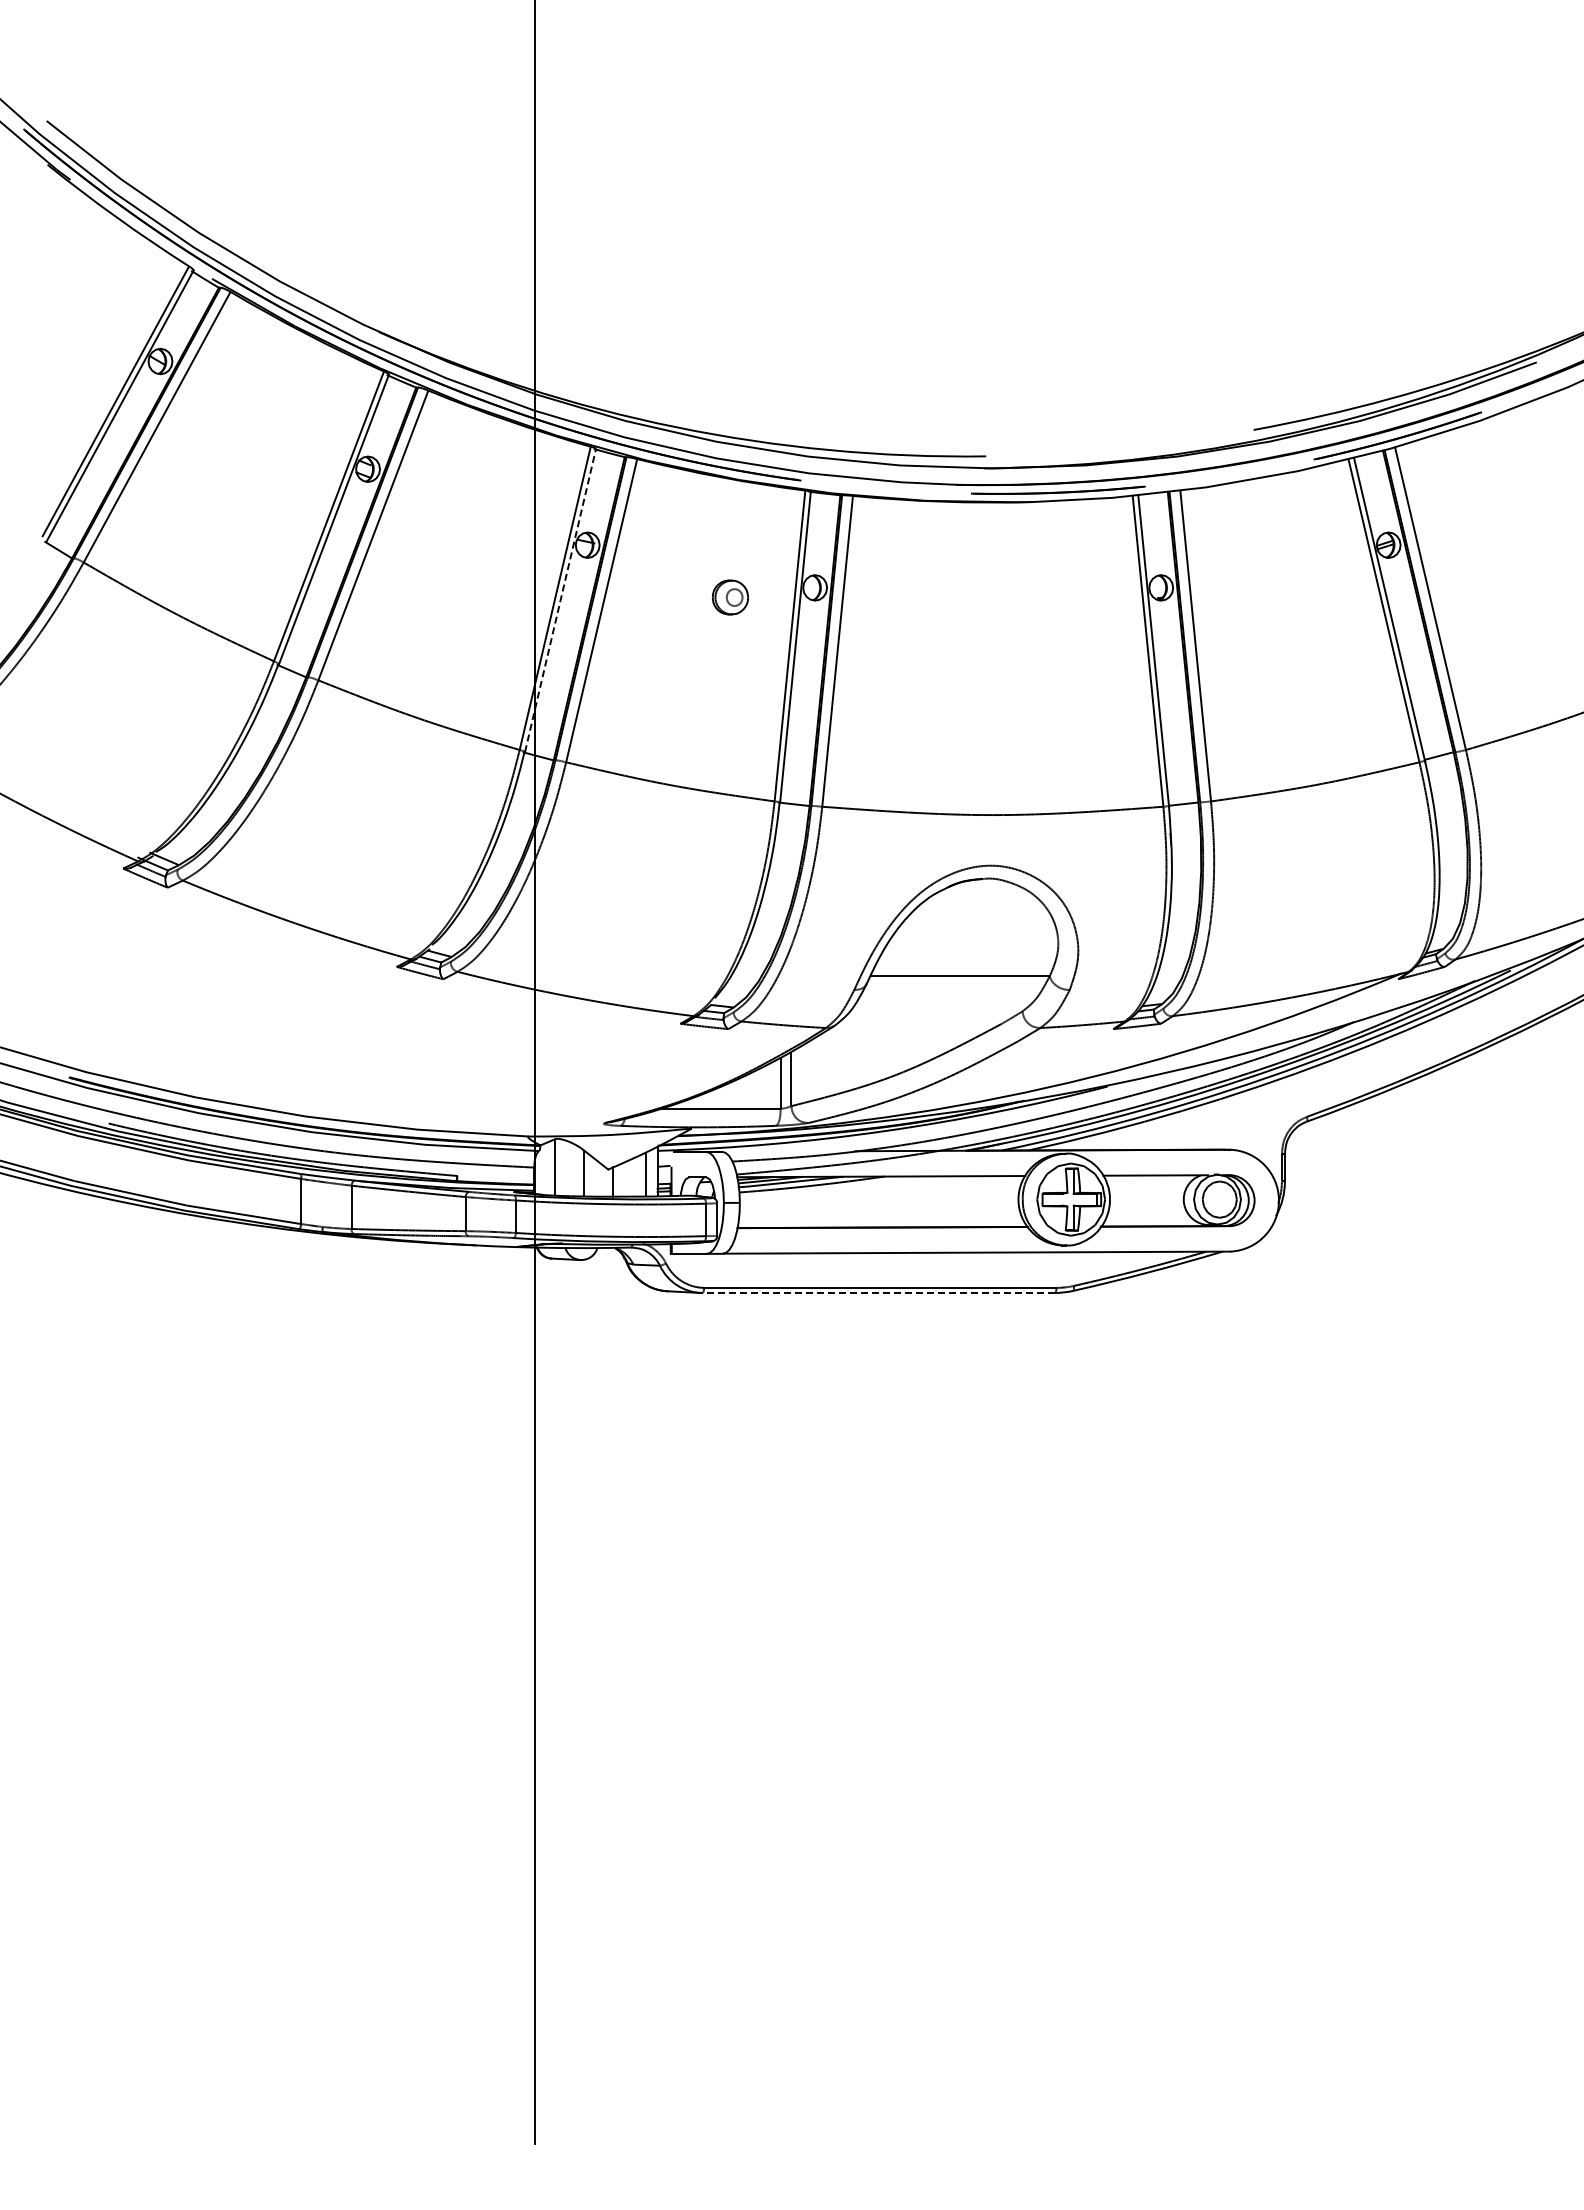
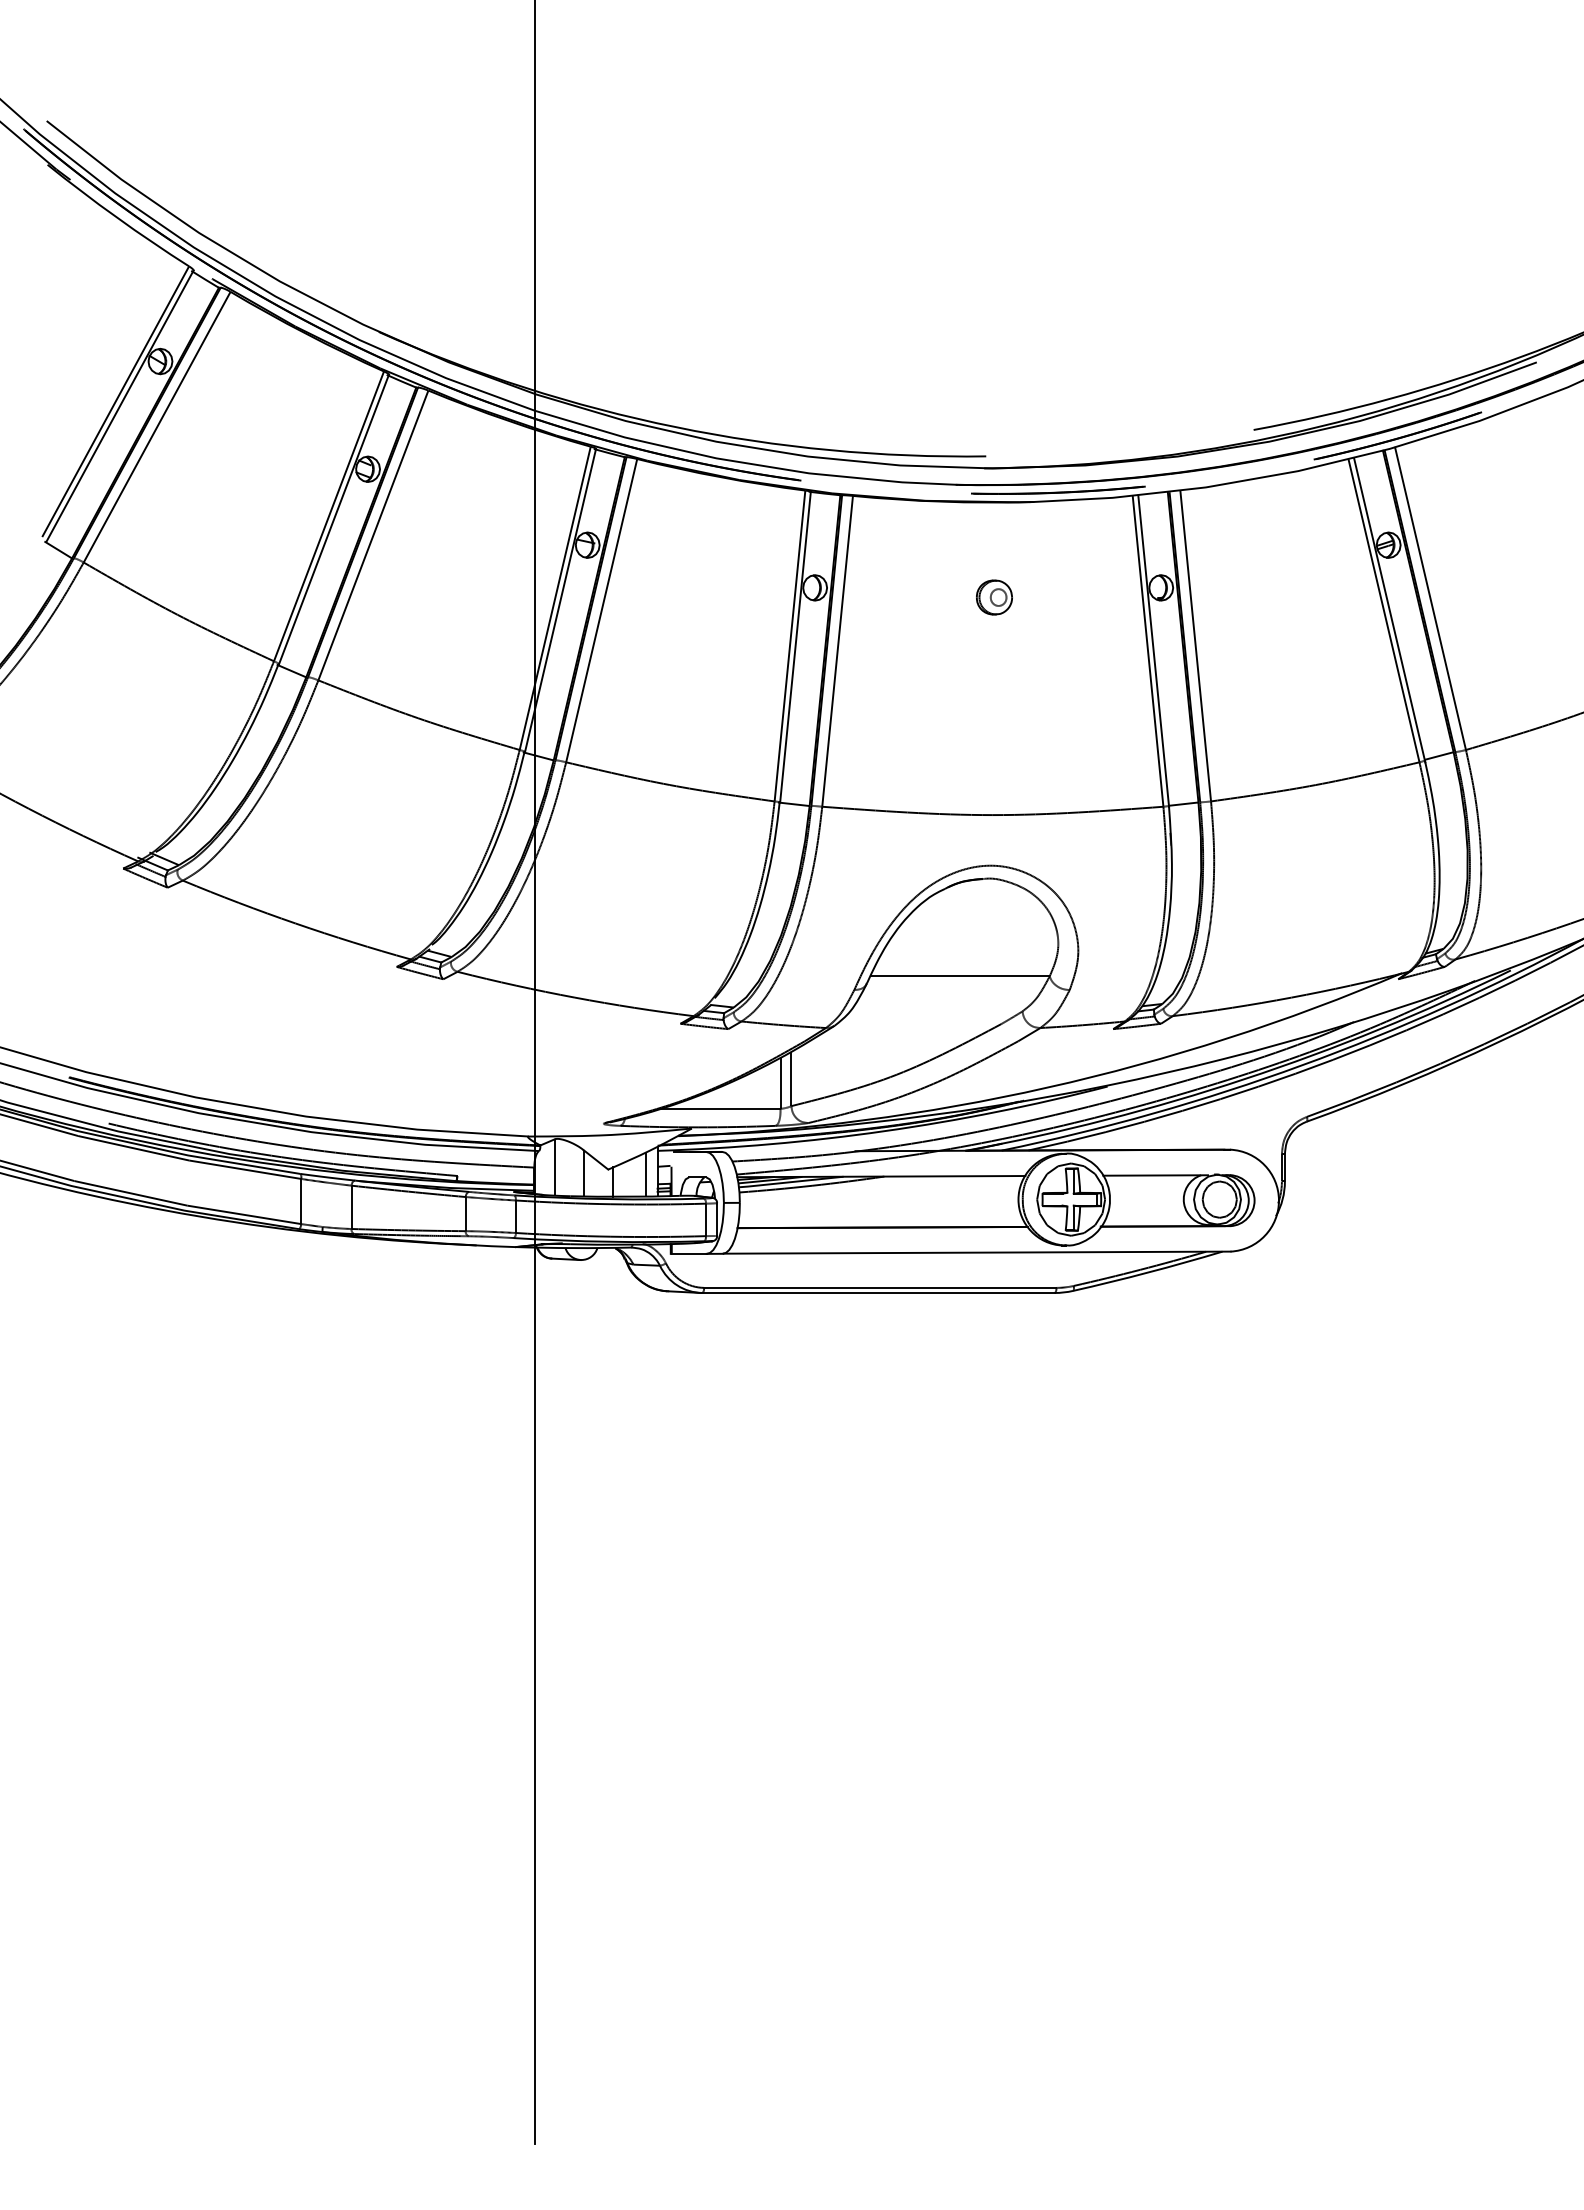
part position: (730, 597) -> (994, 597) (994, 597)
line: dashed -> solid (560, 600)
line: dashed -> solid (878, 1292)
